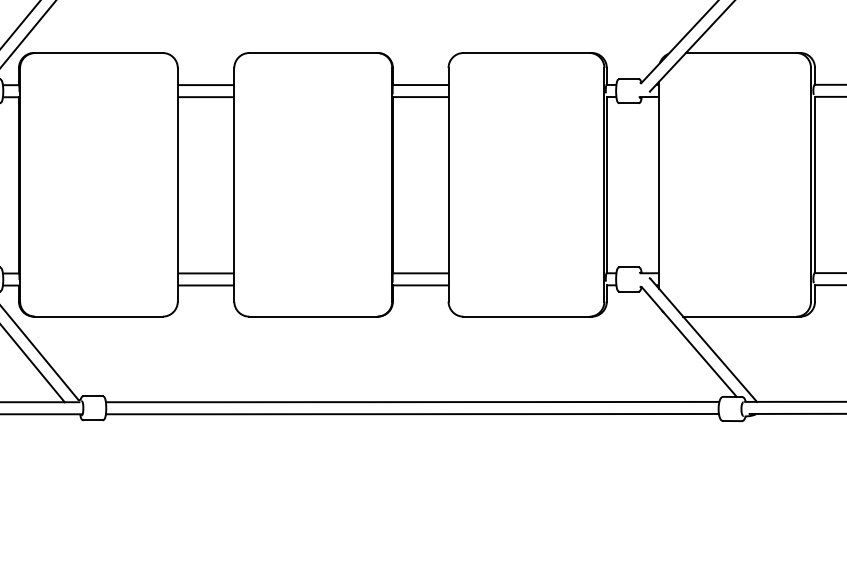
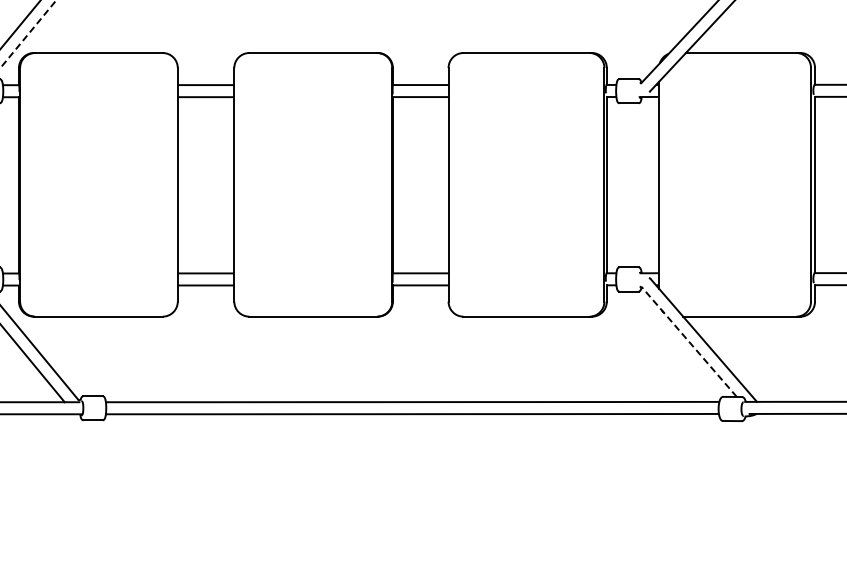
line: solid -> dashed (28, 33)
line: solid -> dashed (689, 342)
